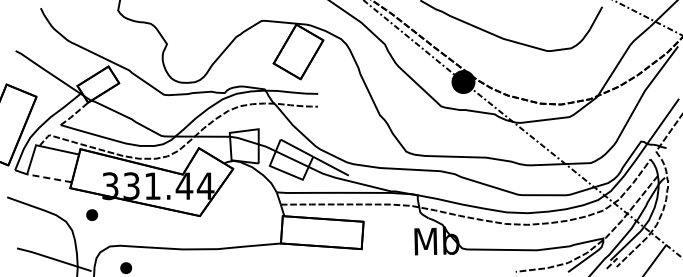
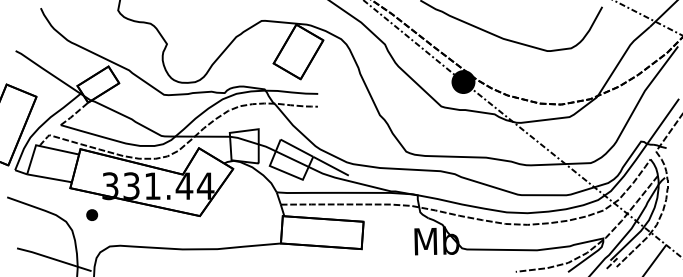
line: dashed -> solid (49, 178)
part: present -> none (126, 267)
